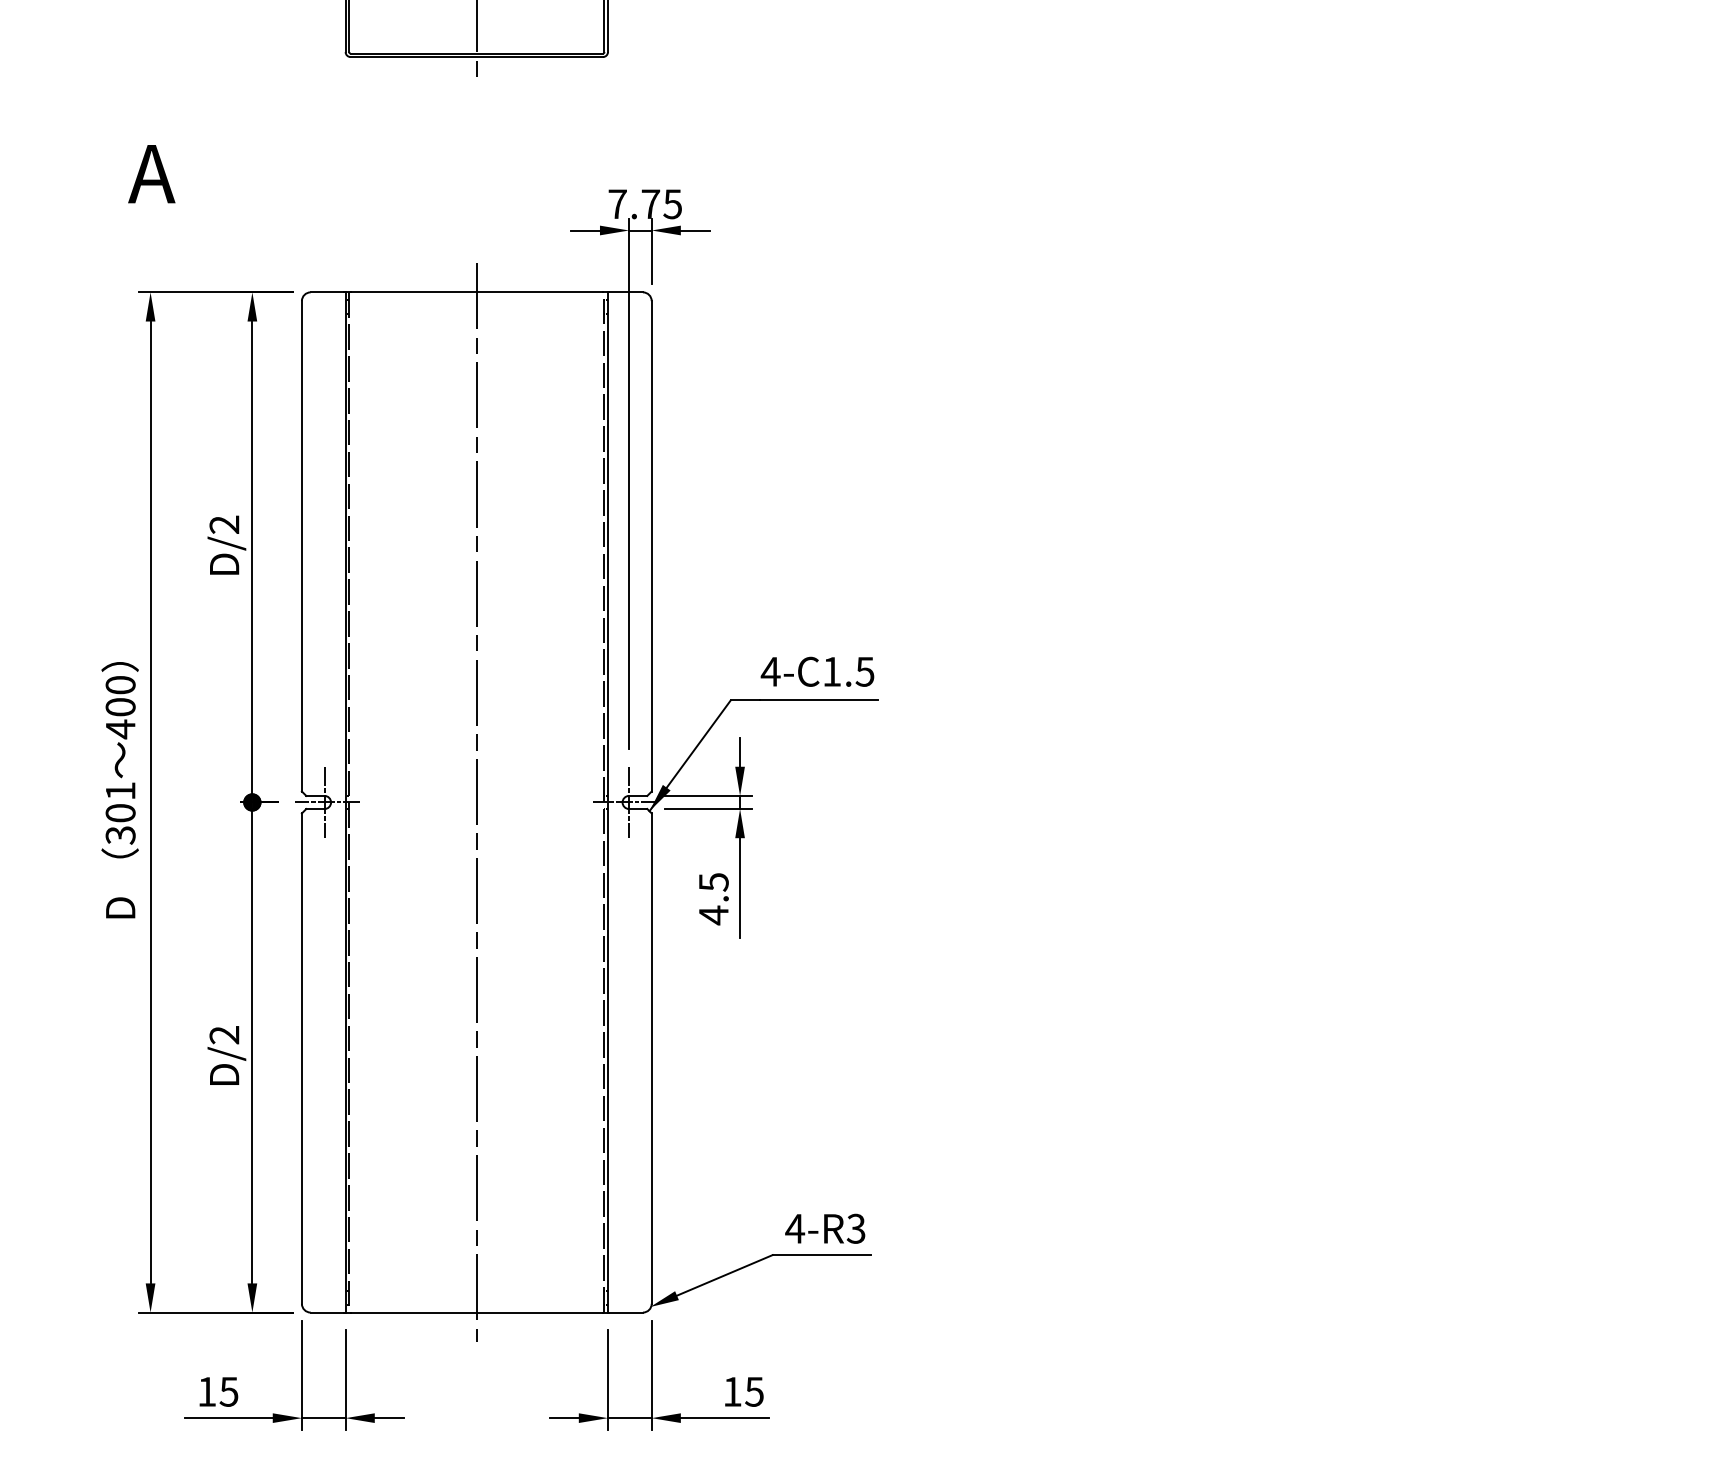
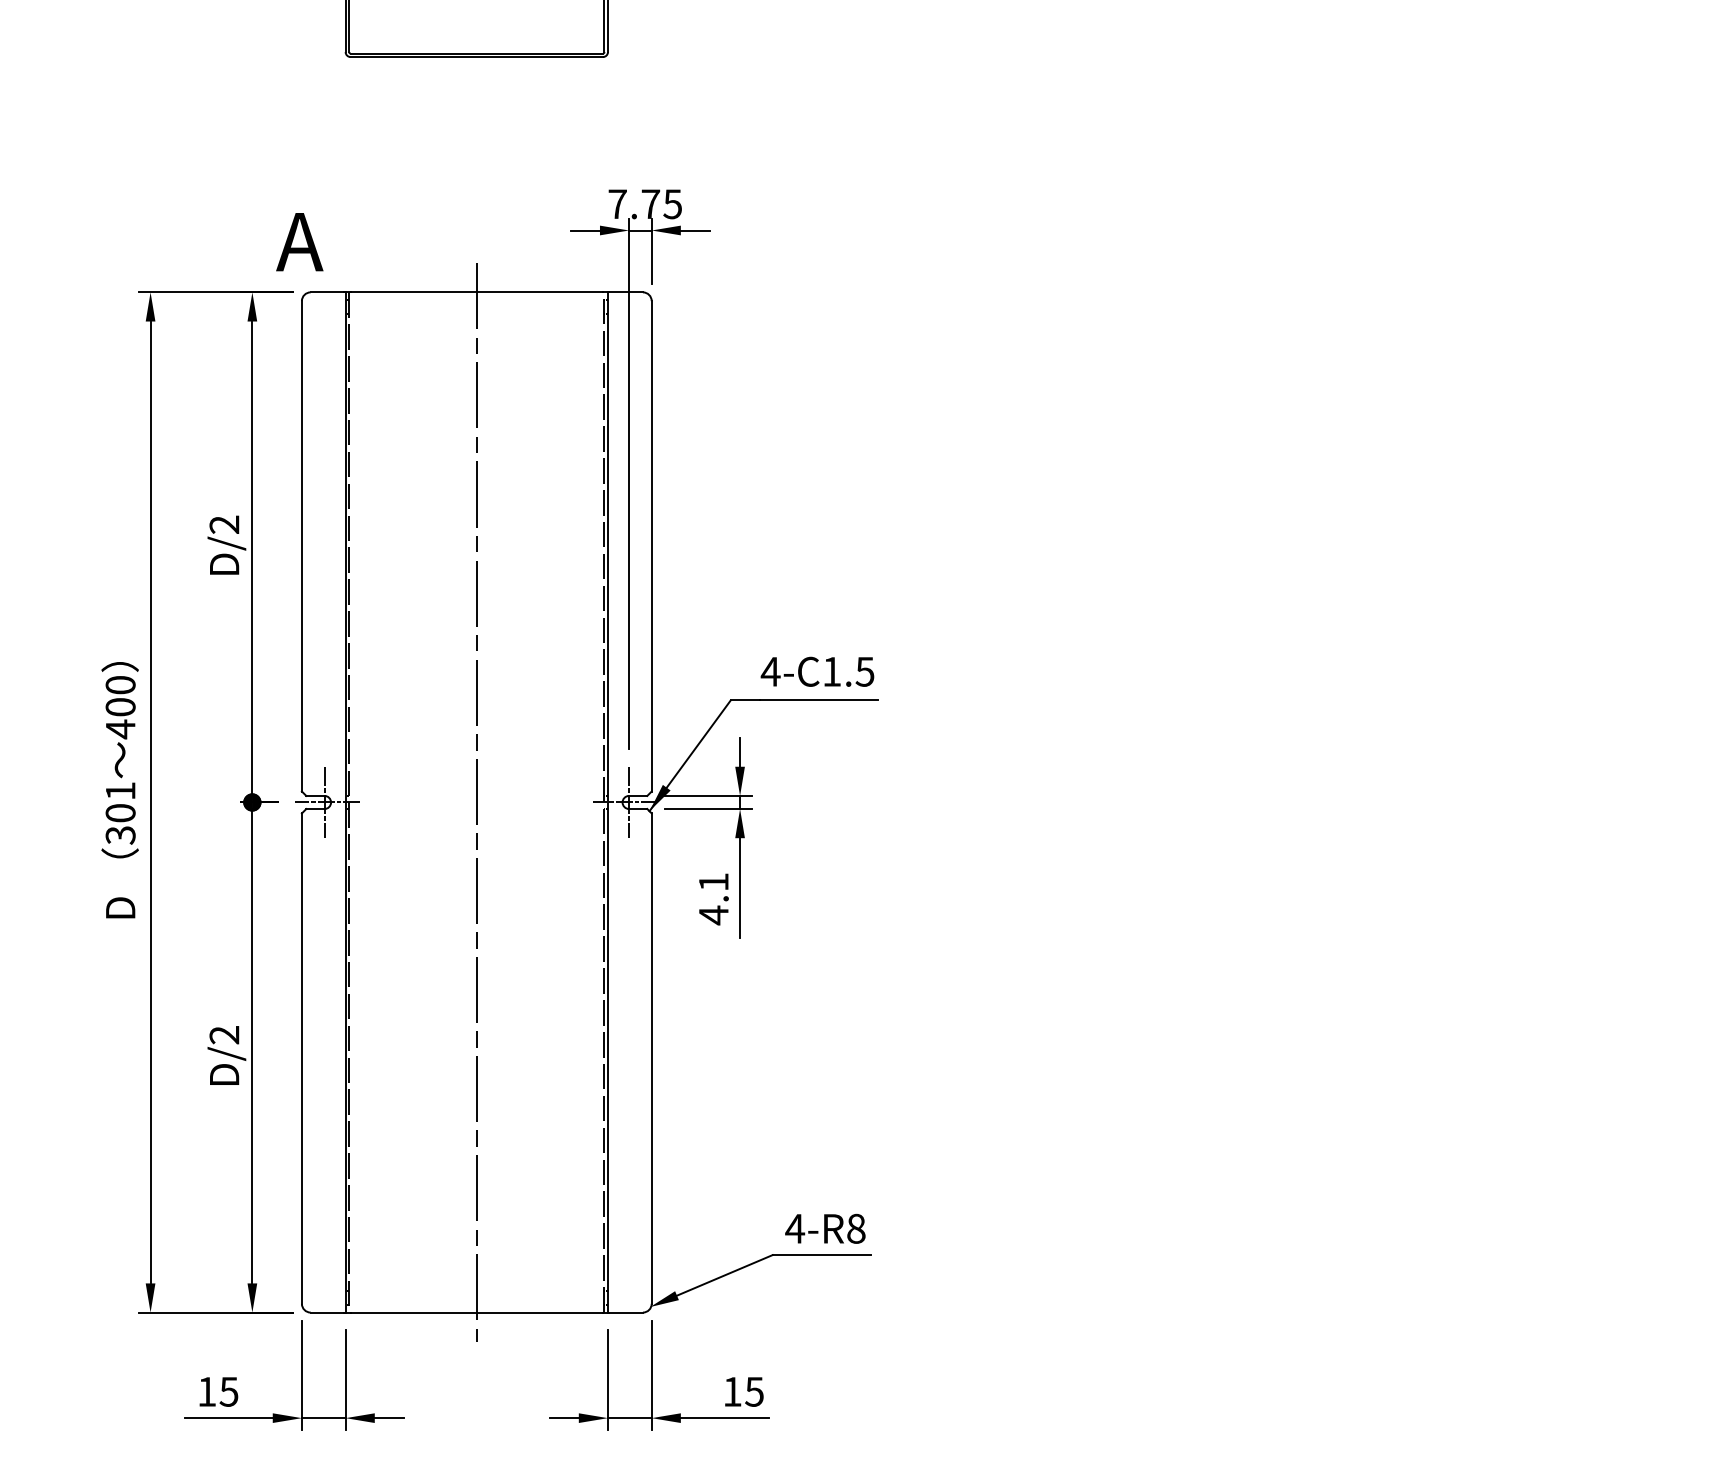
line: present -> none (476, 41)
text position: (151, 174) -> (299, 242) (299, 242)
text: 4.5 -> 4.1 (713, 882)
text: 4-R3 -> 4-R8 (855, 1228)
